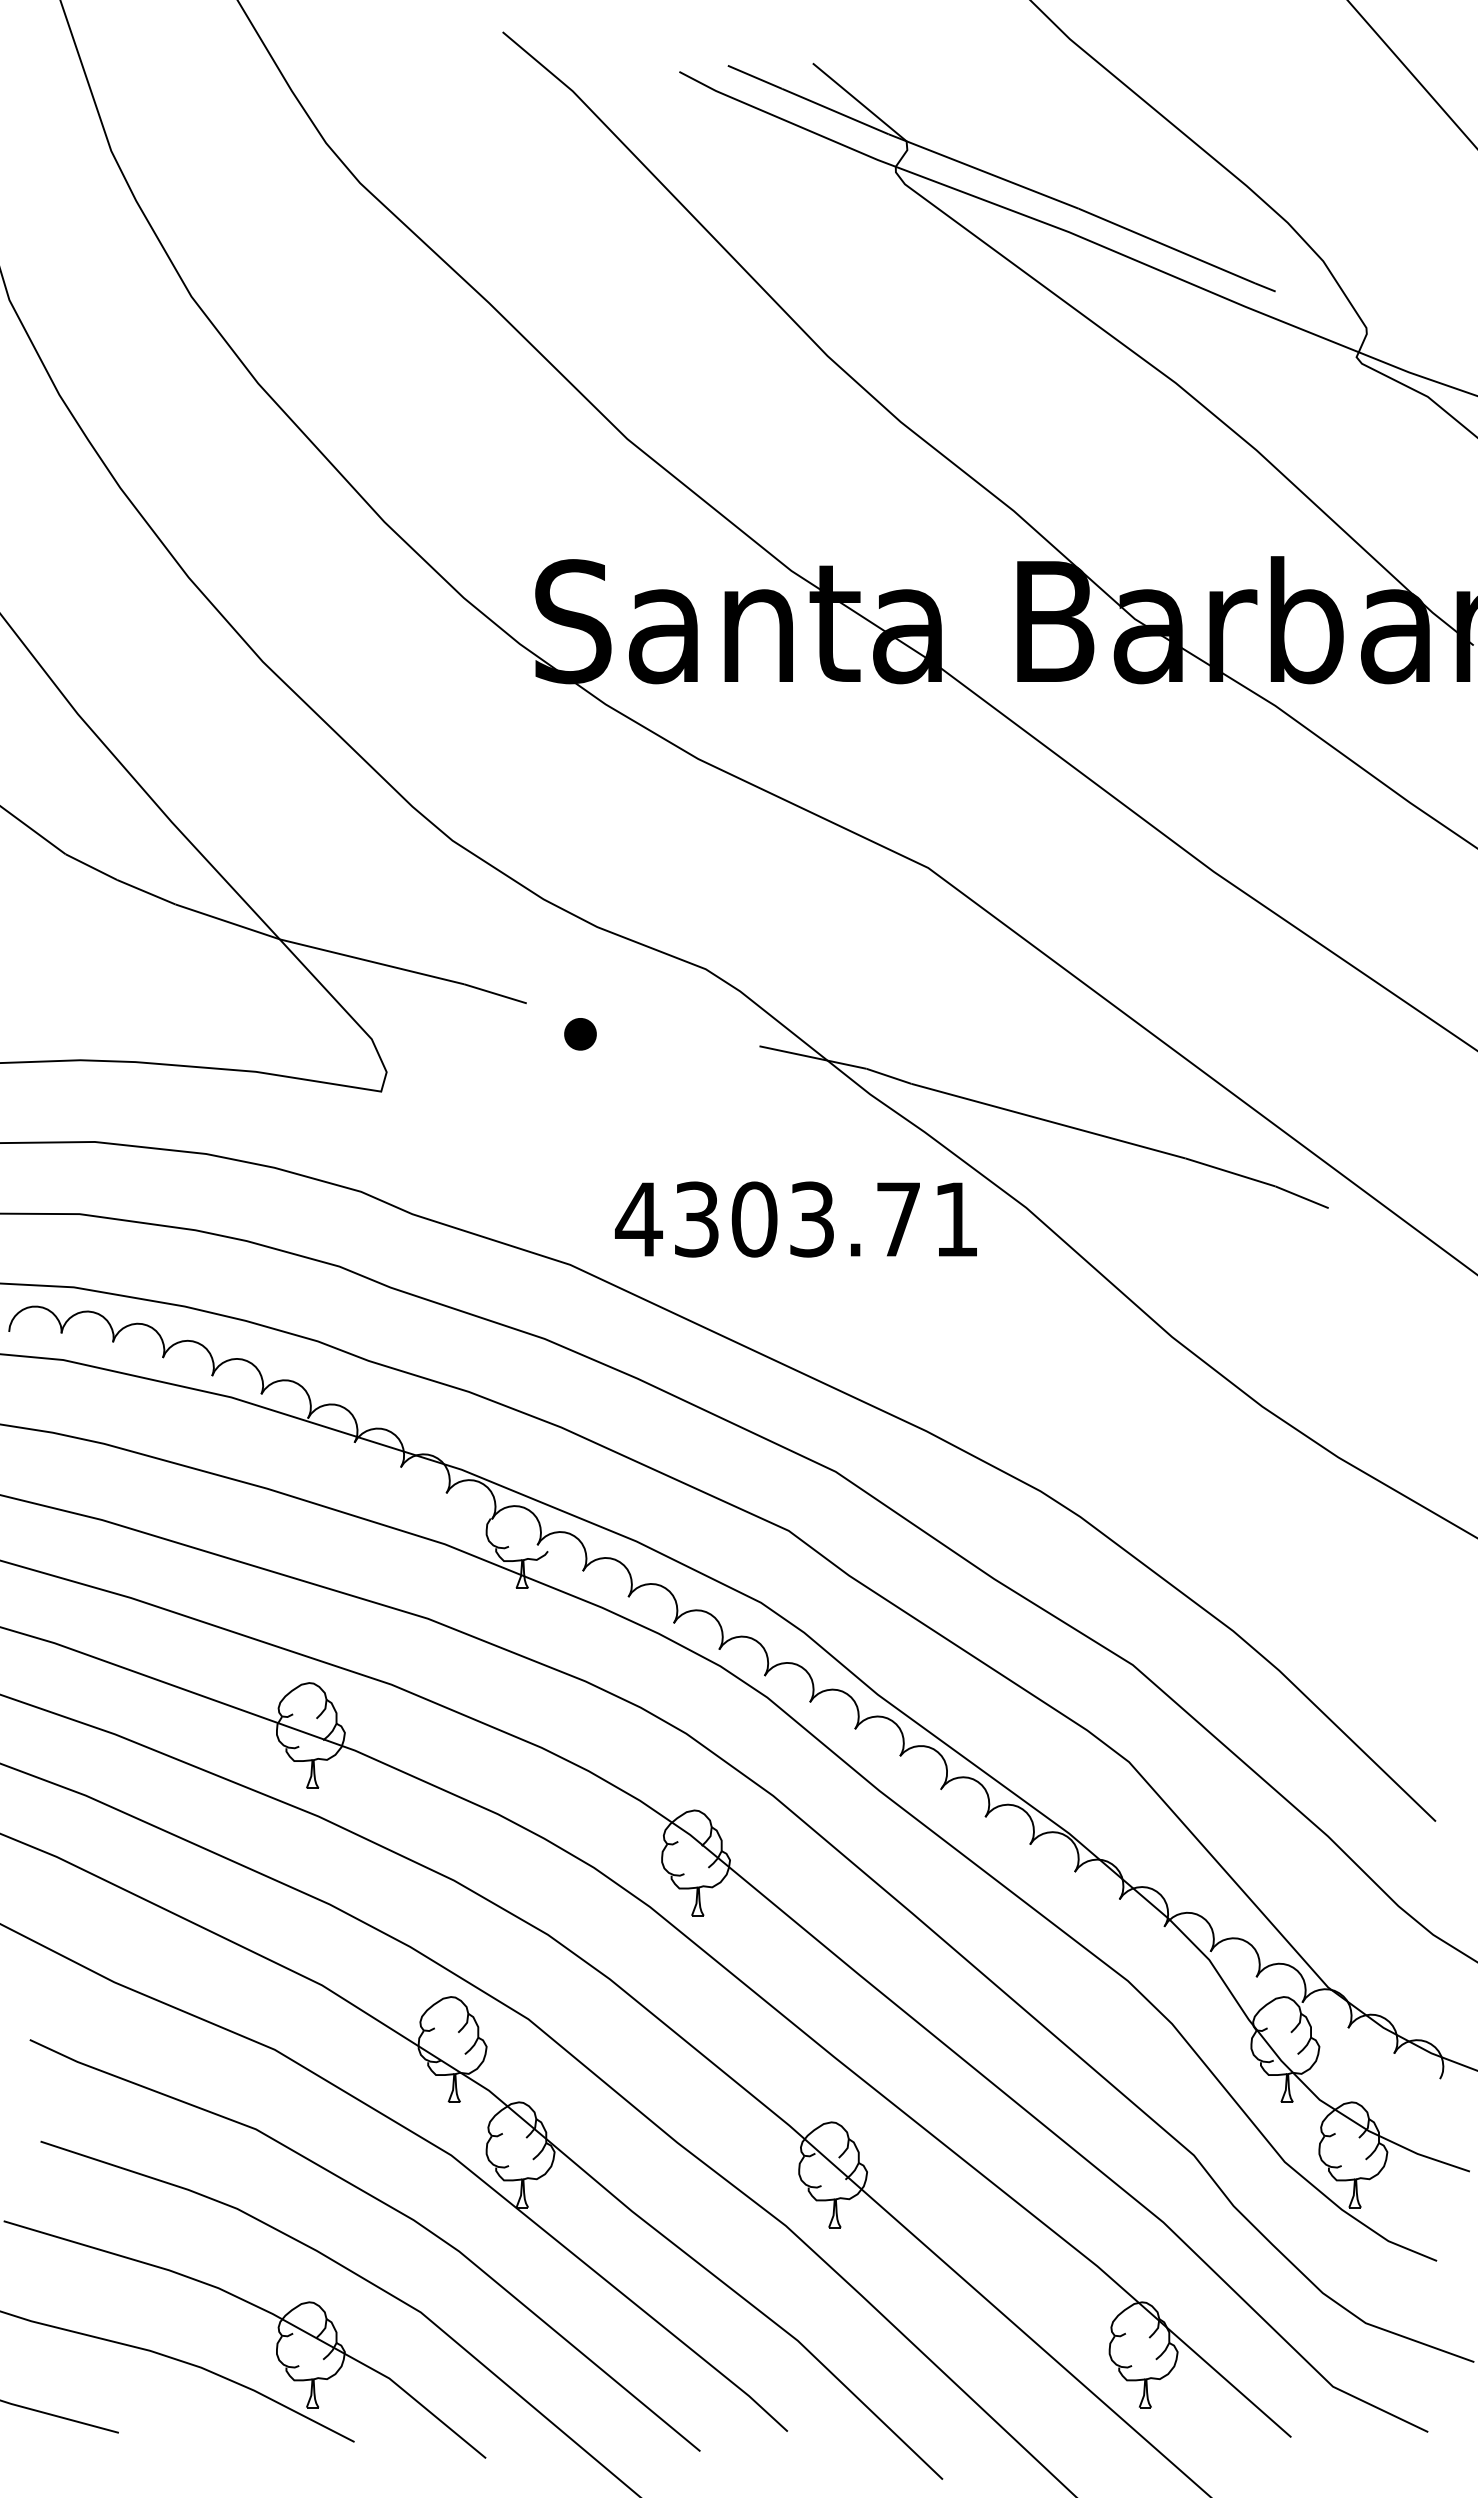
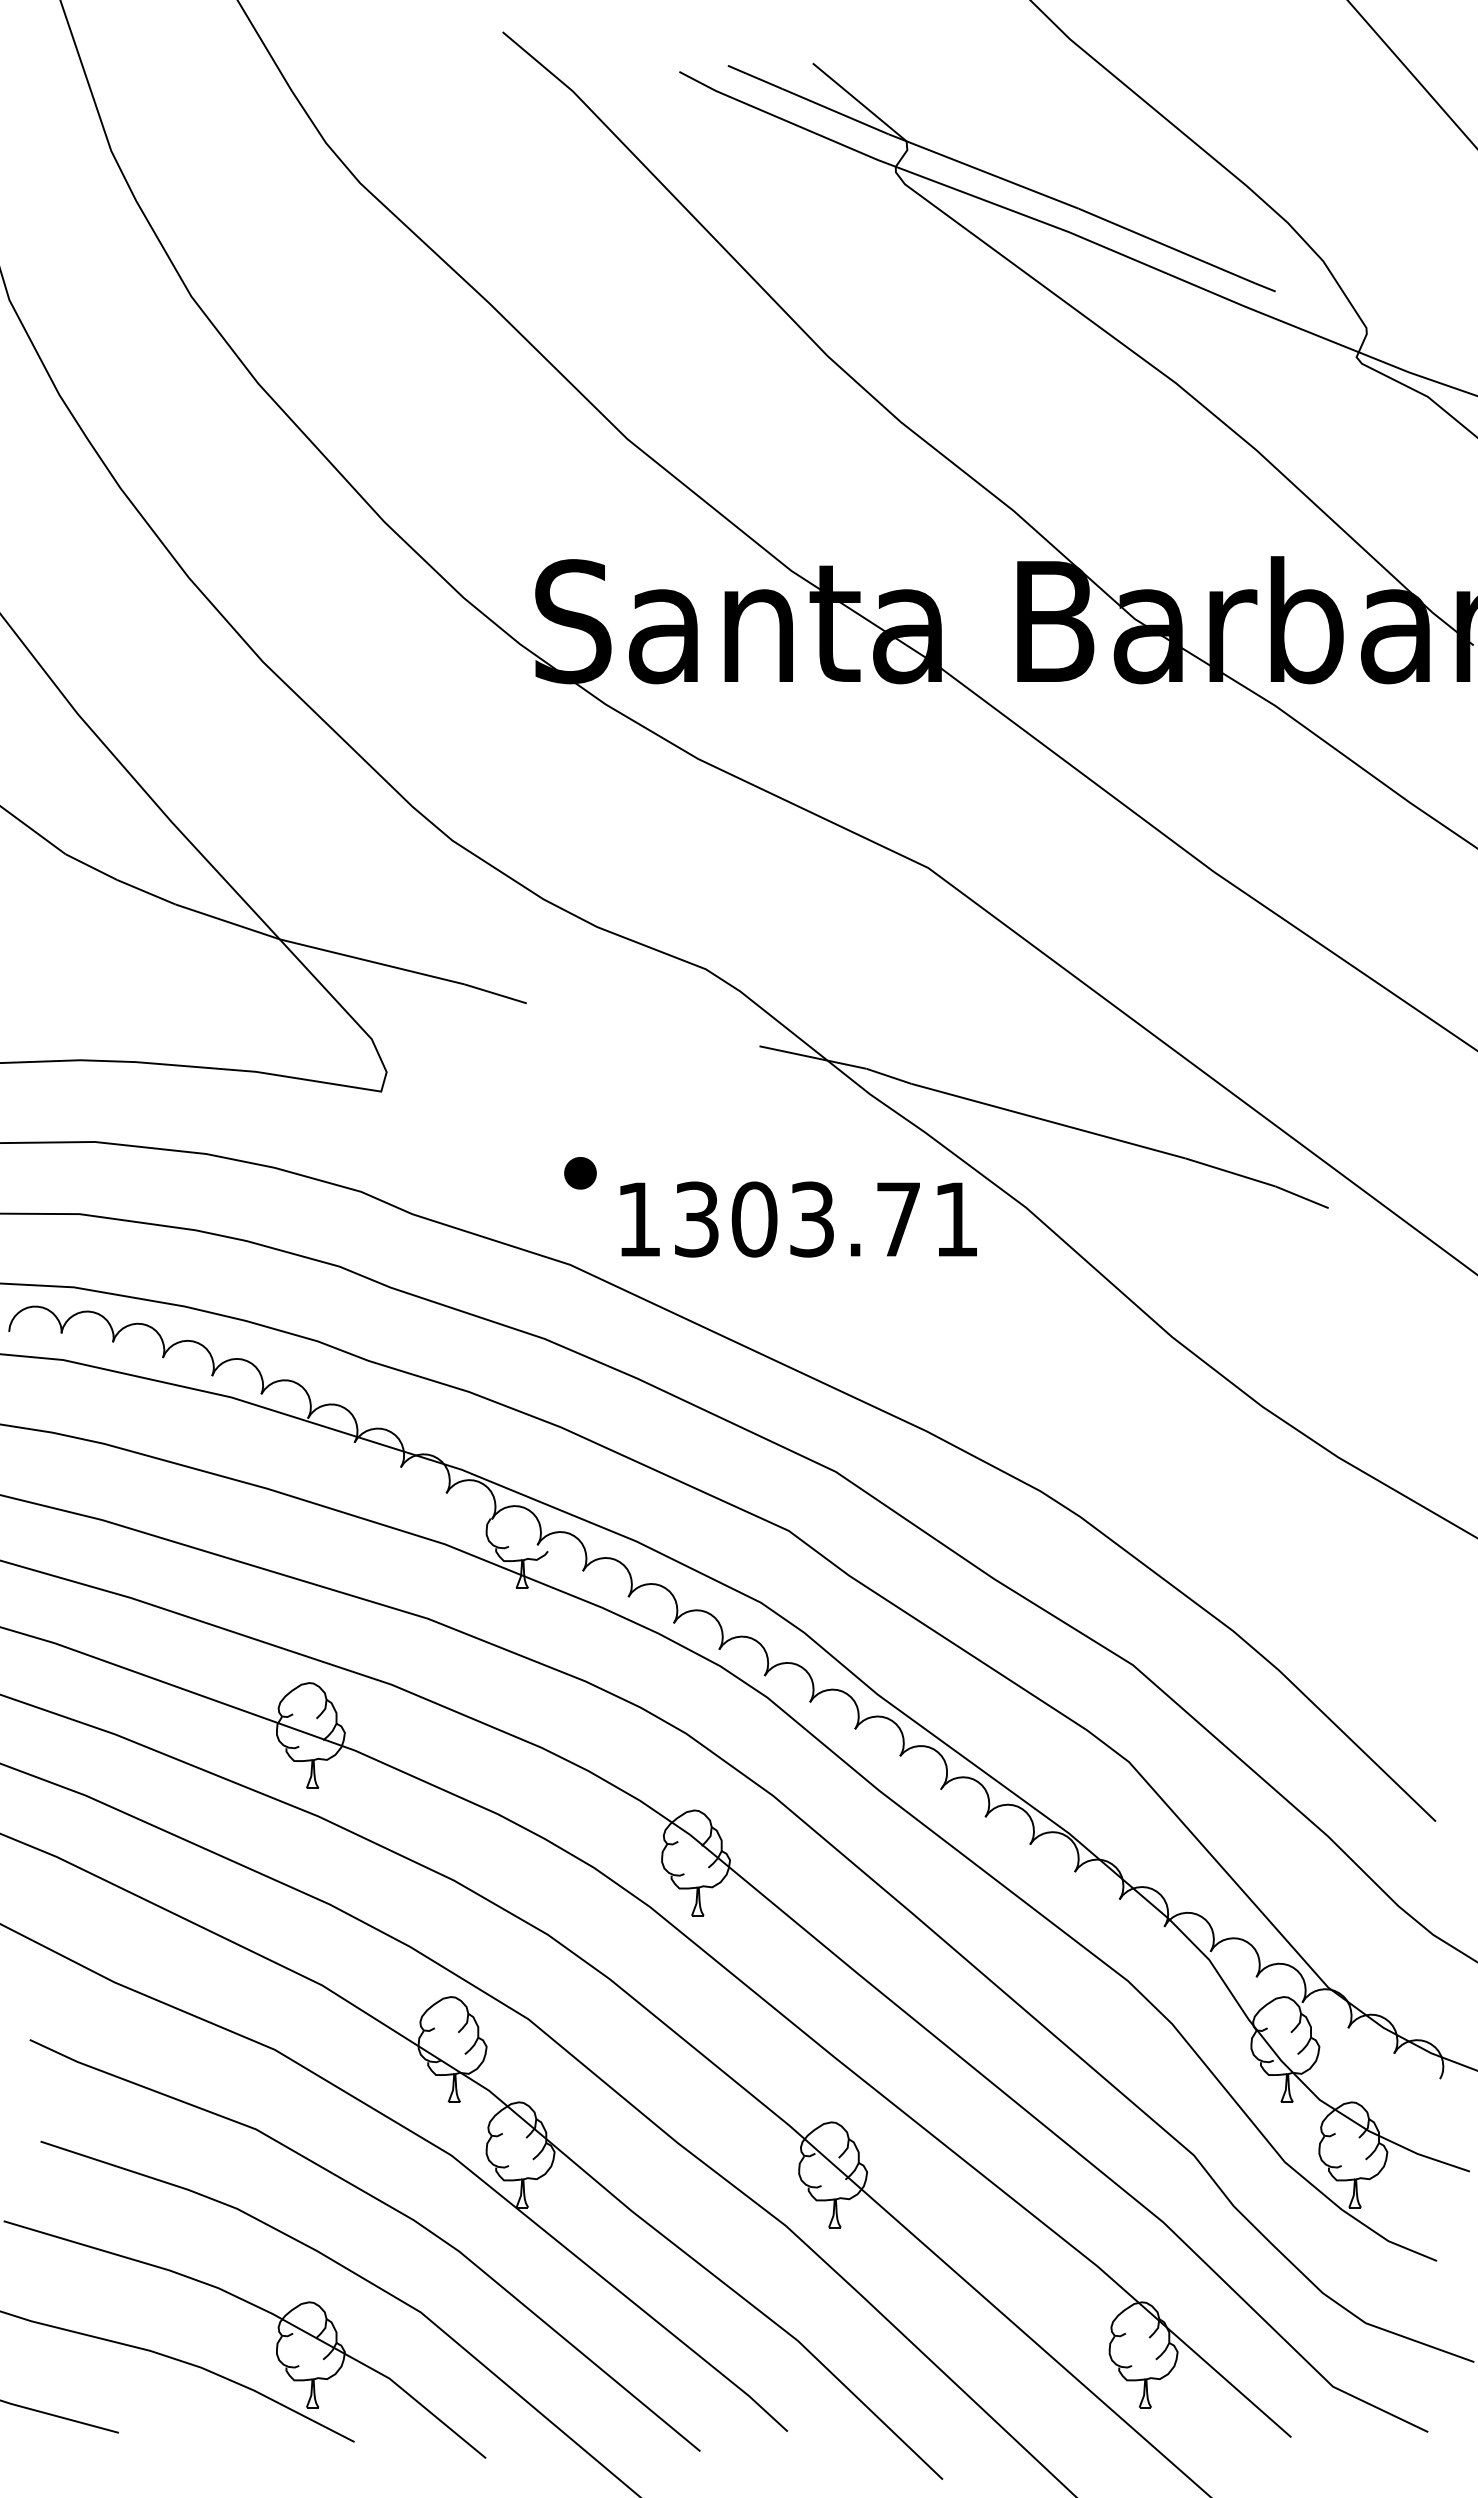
part position: (580, 1034) -> (580, 1173) (580, 1173)
text: 4303.71 -> 1303.71 (638, 1219)
